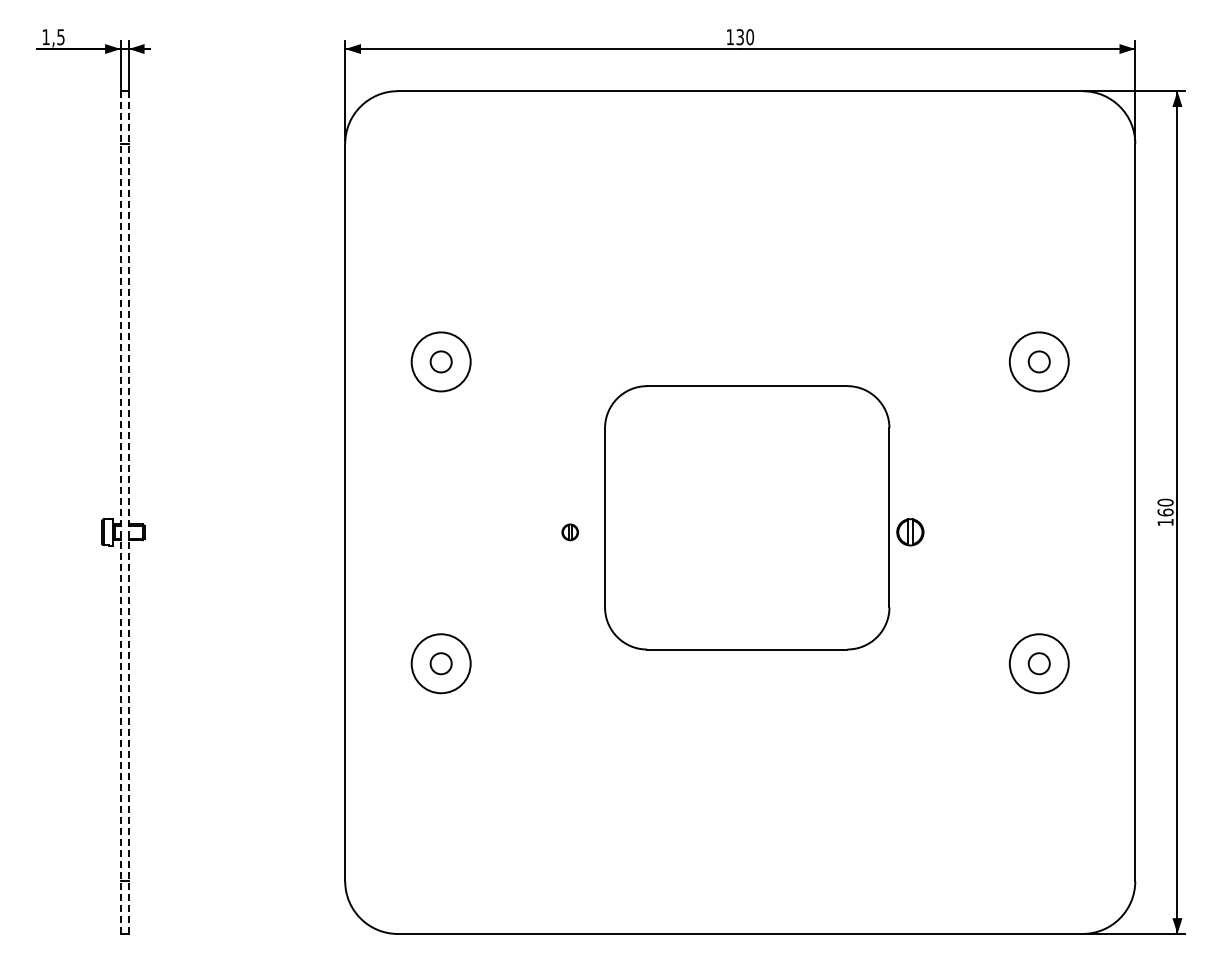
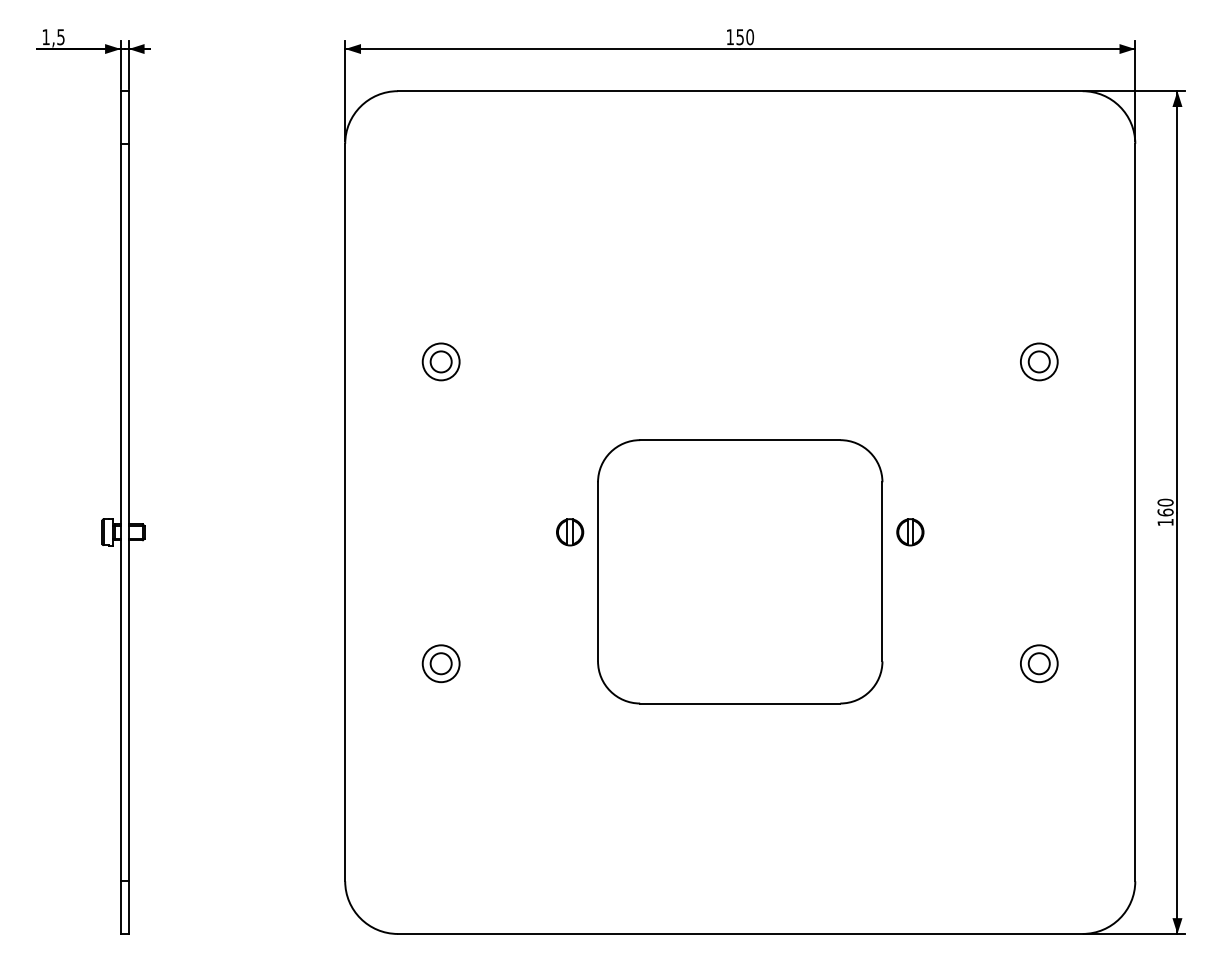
text: 130 -> 150 (739, 36)
circle diameter: 59 px -> 37 px (440, 361)
circle diameter: 59 px -> 37 px (1038, 361)
line: dashed -> solid (120, 512)
line: dashed -> solid (128, 512)
part position: (747, 517) -> (740, 571) (740, 571)
part size: 18x19 px -> 29x29 px (570, 532)
circle diameter: 59 px -> 37 px (440, 663)
circle diameter: 59 px -> 37 px (1038, 663)
